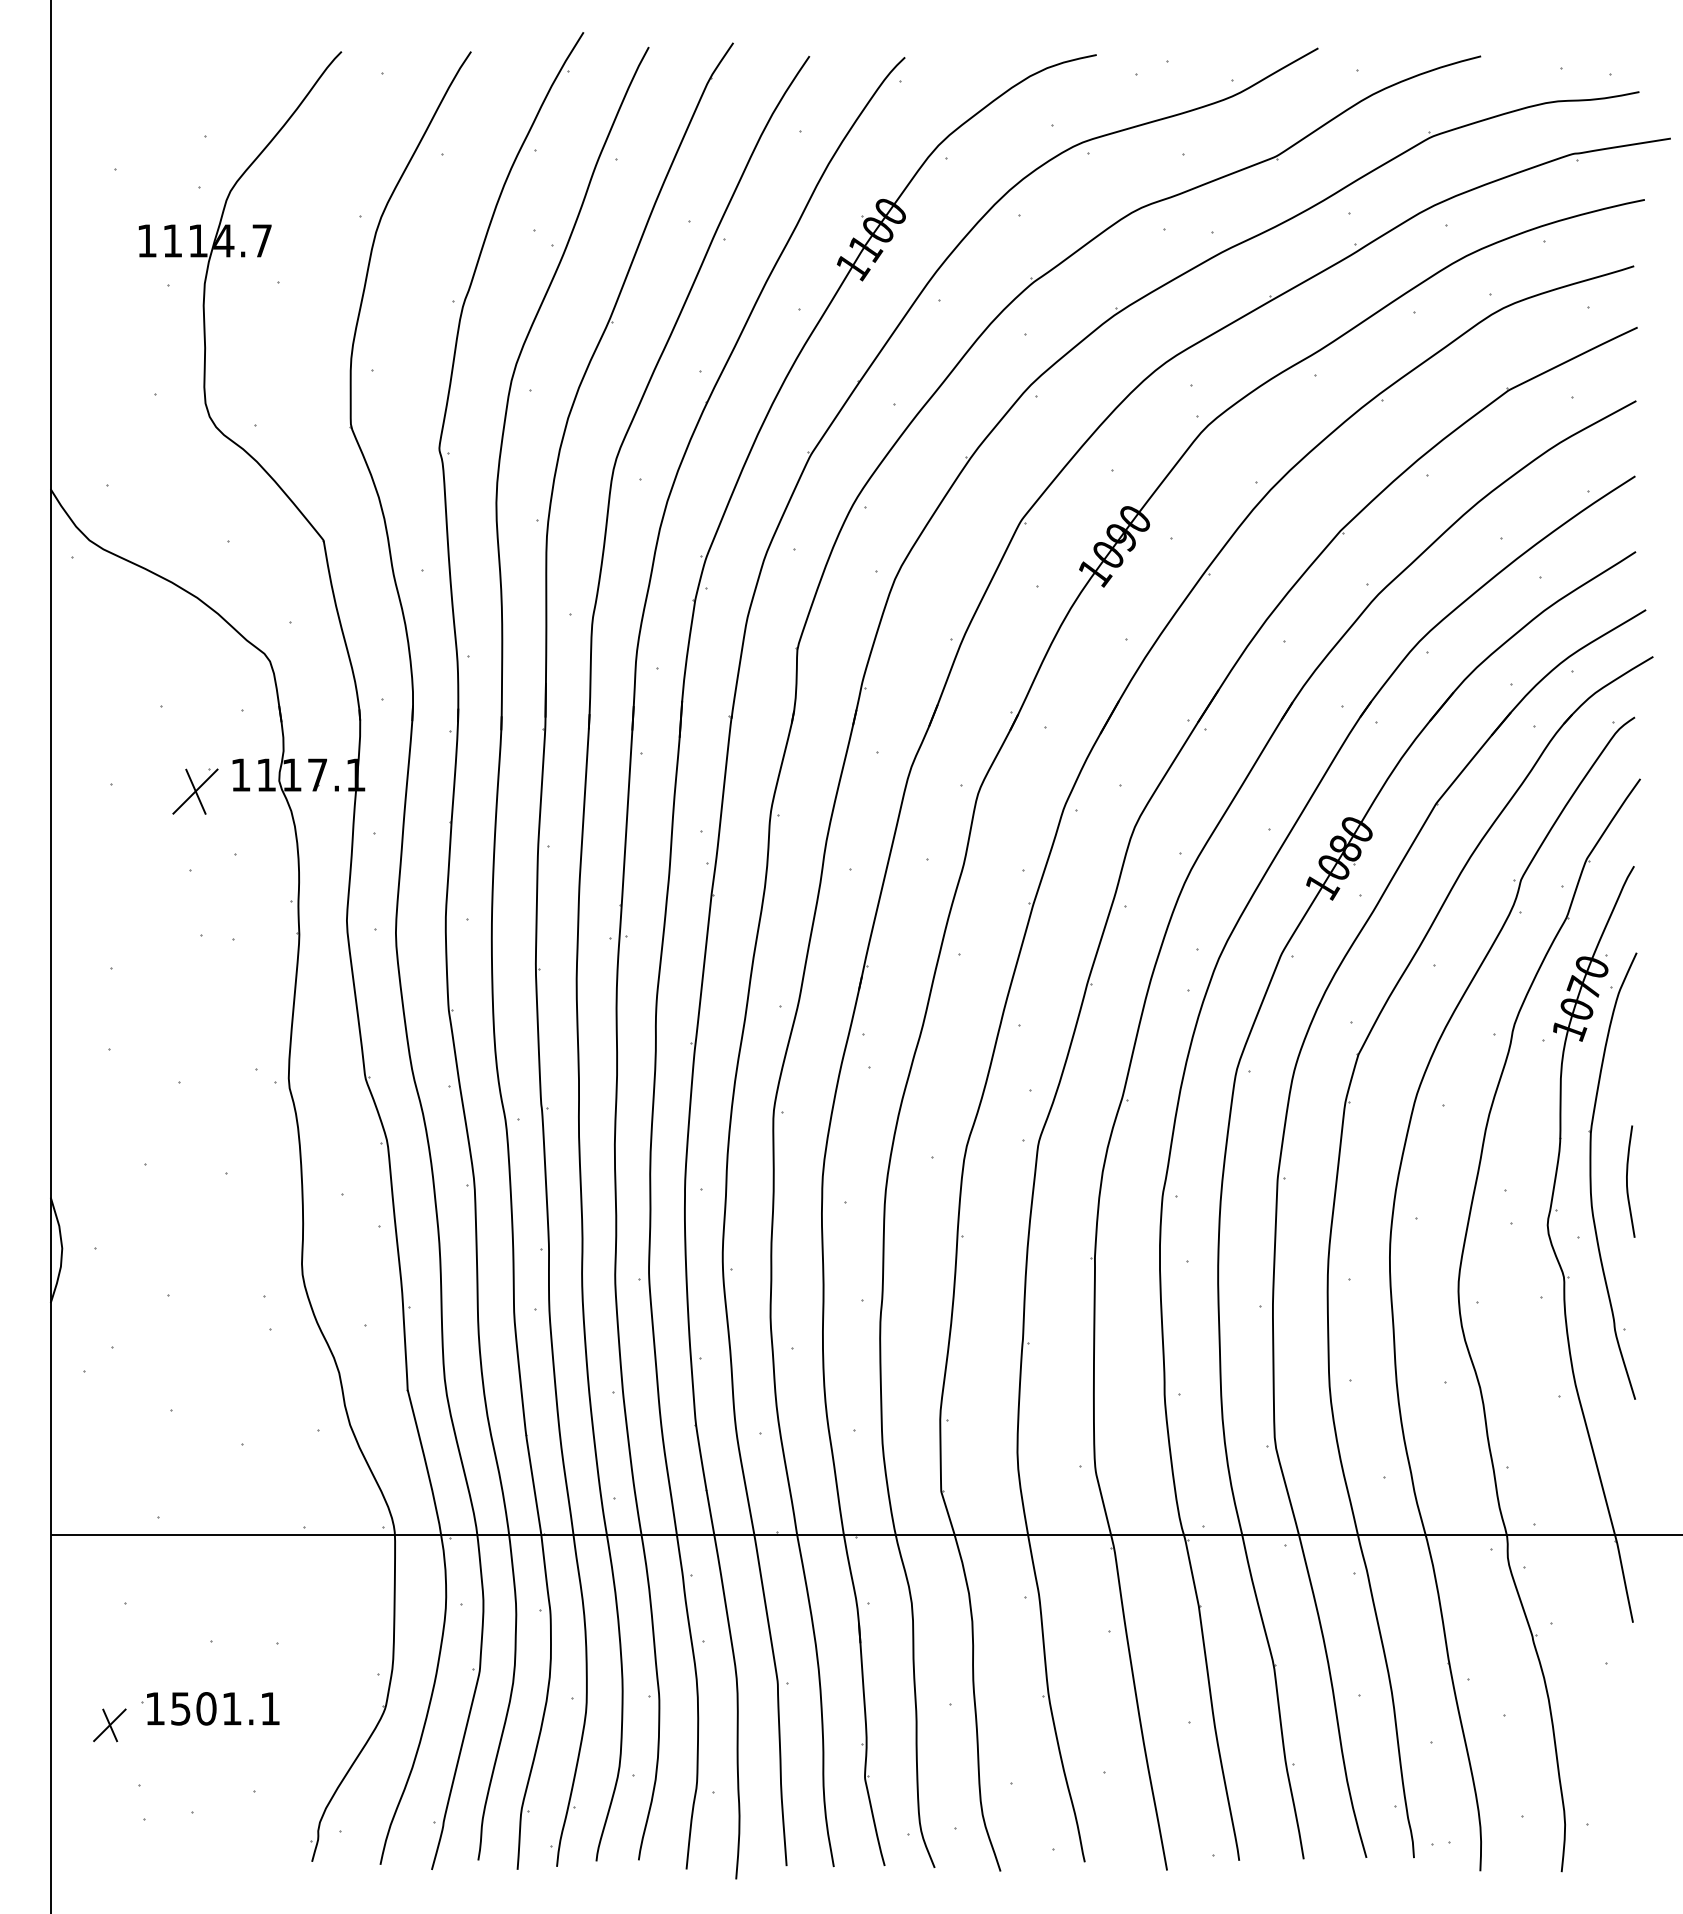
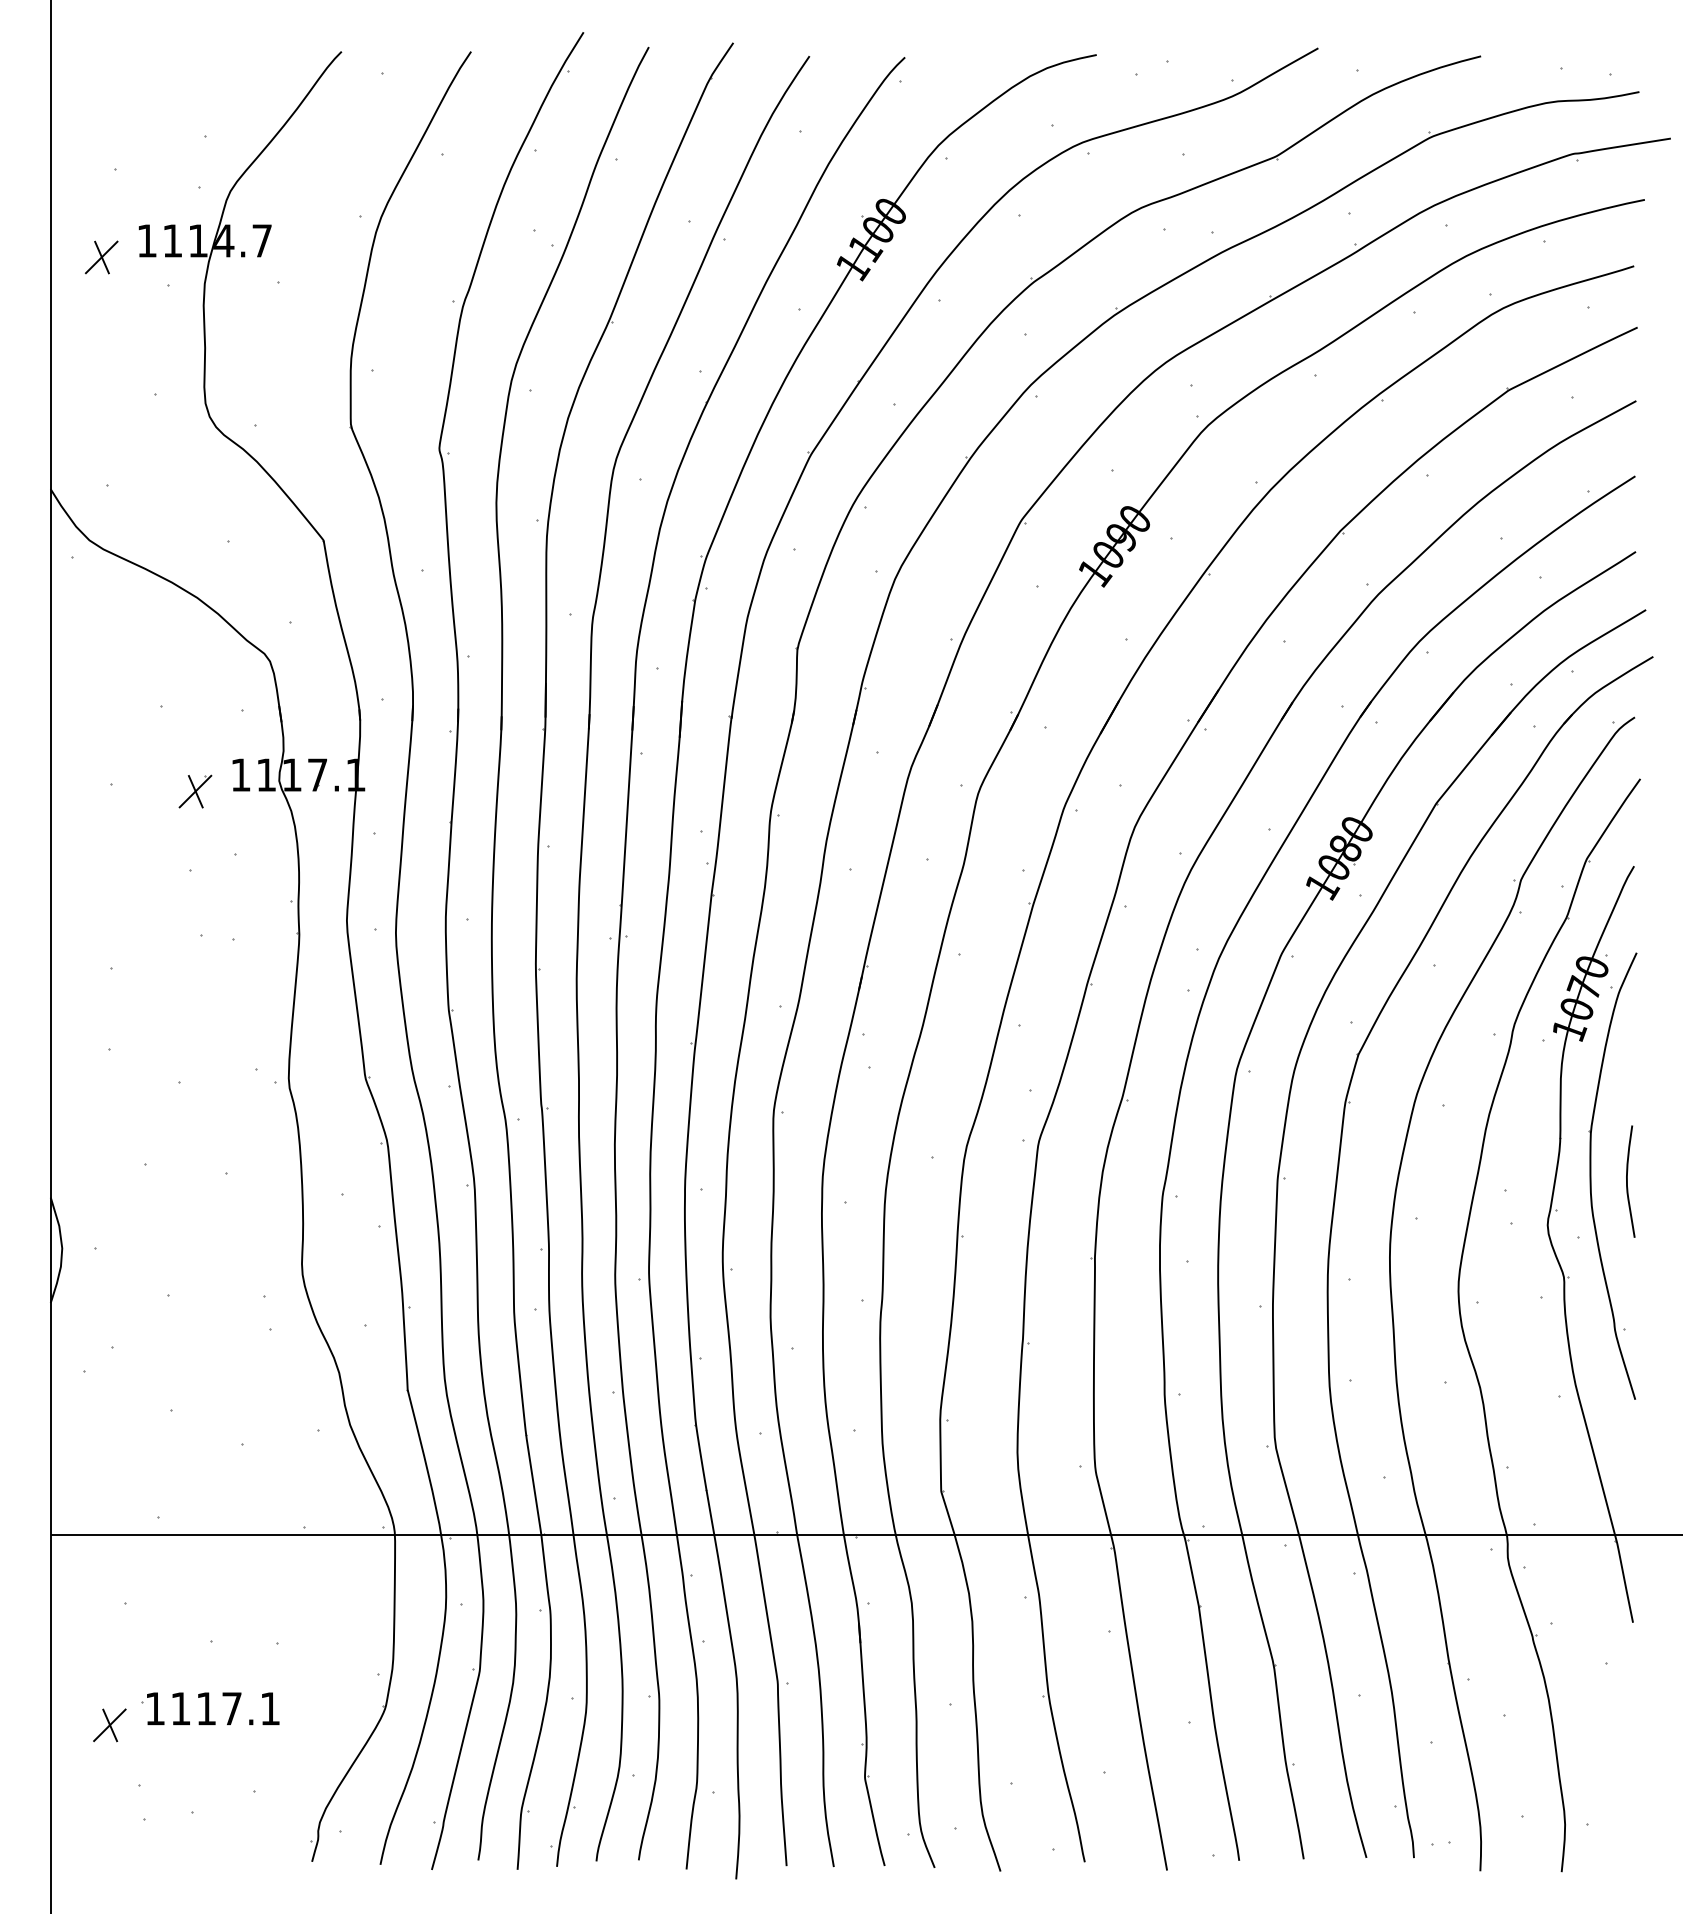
part: none -> present (101, 257)
part size: 47x47 px -> 35x35 px (195, 791)
text: 1501.1 -> 1117.1 (206, 1708)
